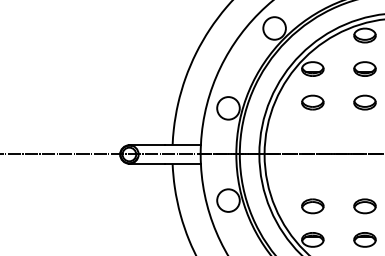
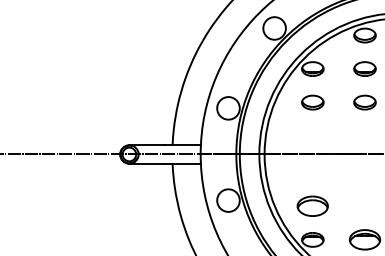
part size: 24x17 px -> 33x22 px (312, 205)
part: present -> none (364, 206)
part size: 24x16 px -> 34x22 px (364, 239)
